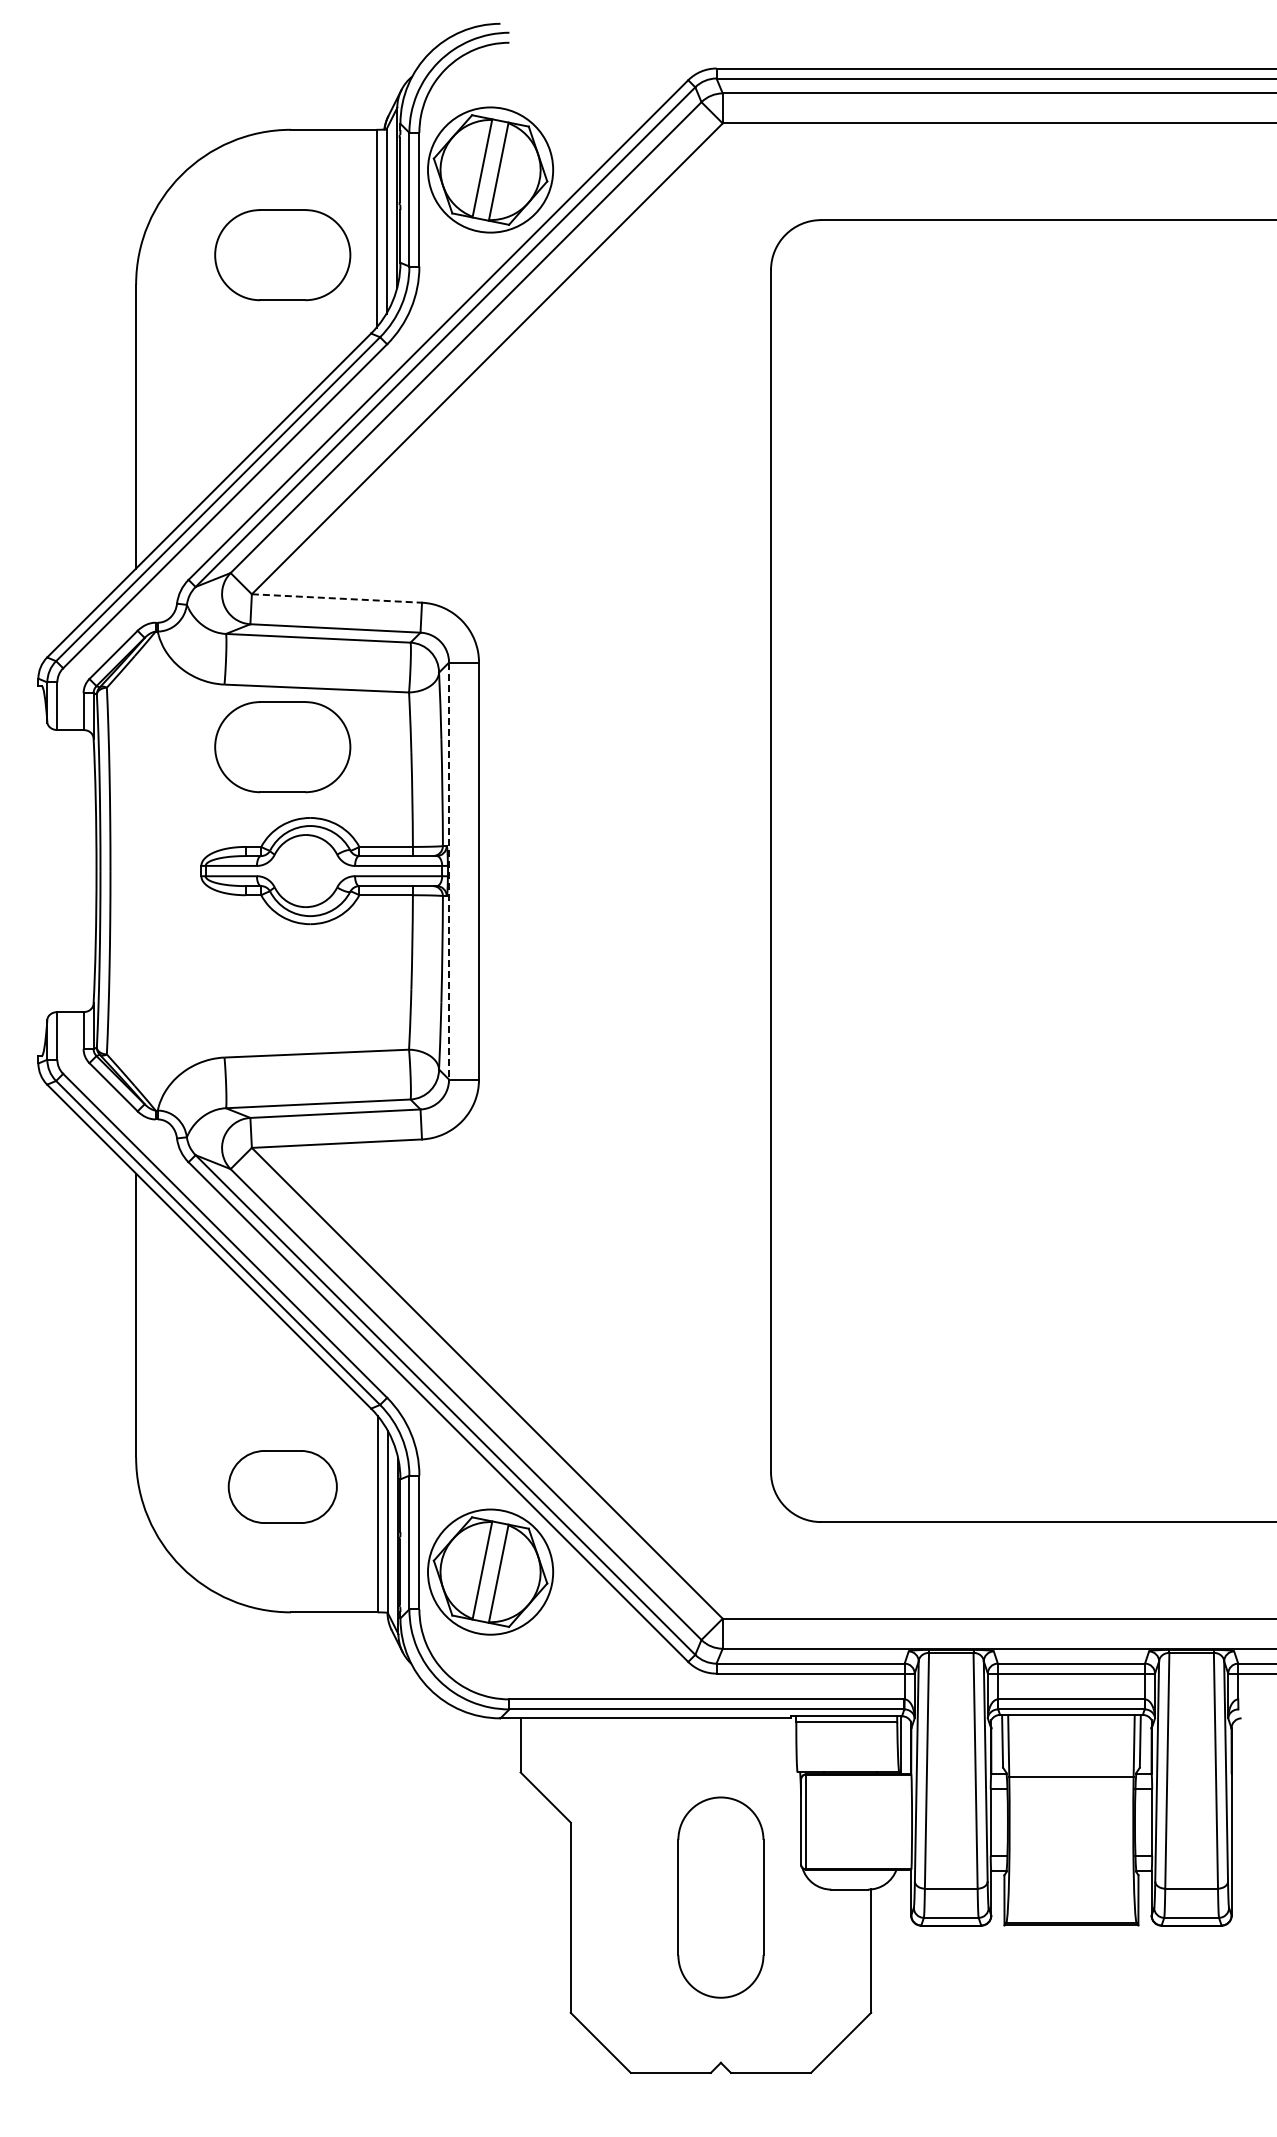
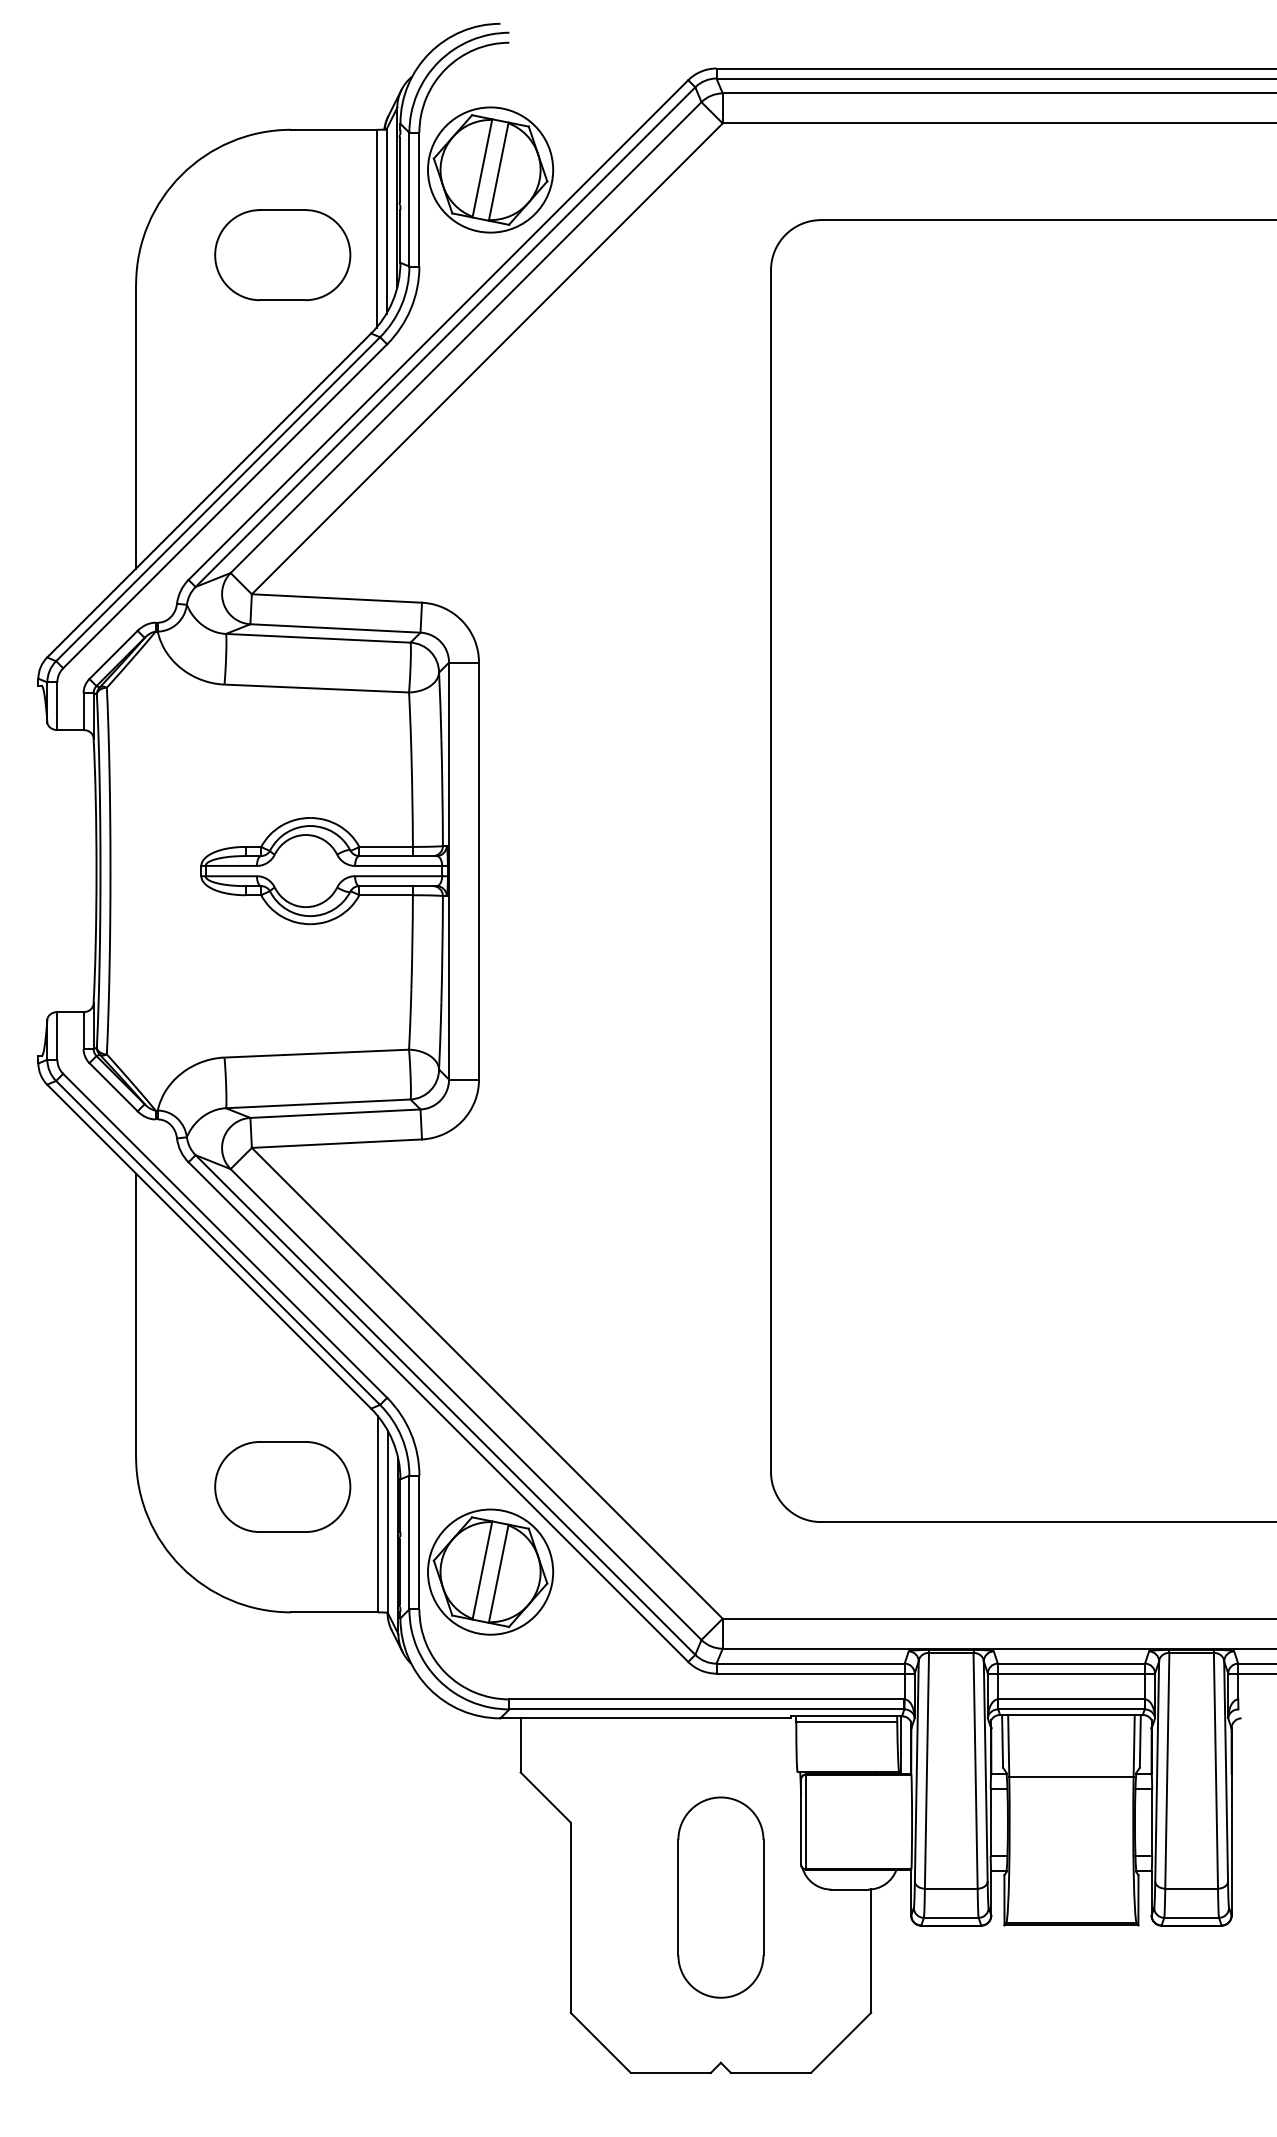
line: dashed -> solid (337, 598)
part: present -> none (282, 747)
line: dashed -> solid (449, 871)
part size: 111x74 px -> 138x92 px (282, 1486)
